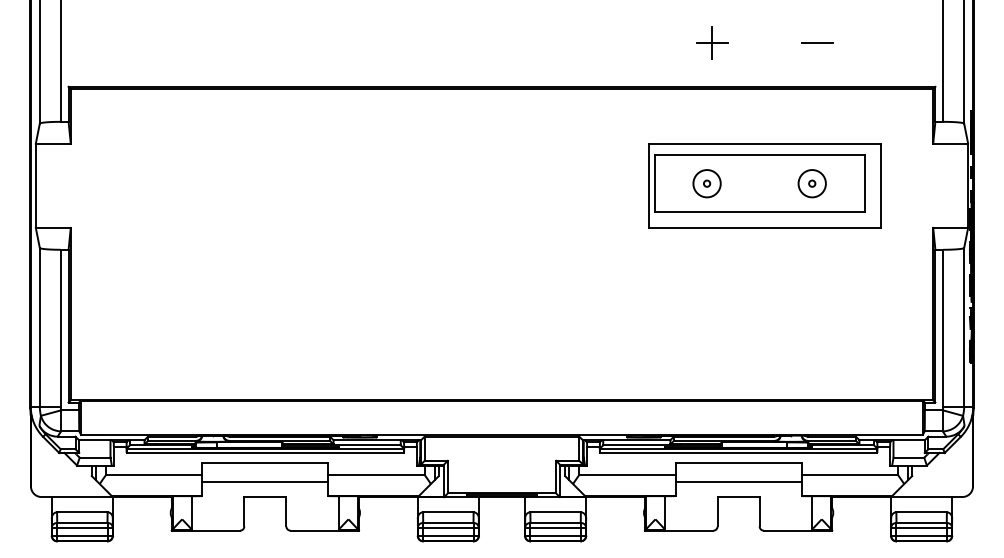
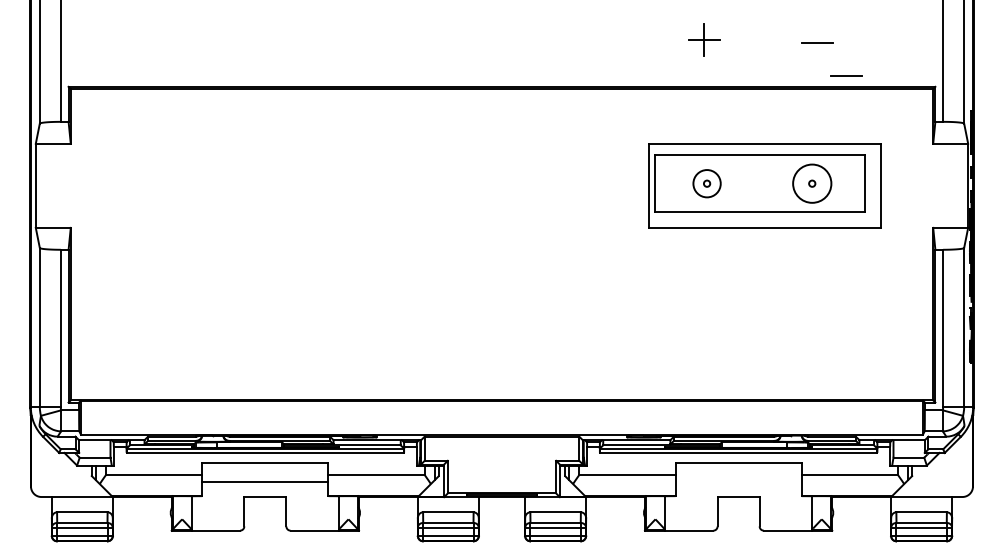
part position: (712, 42) -> (704, 39) (704, 39)
line: none -> present (846, 75)
circle diameter: 27 px -> 38 px (812, 183)
line: present -> none (738, 482)
